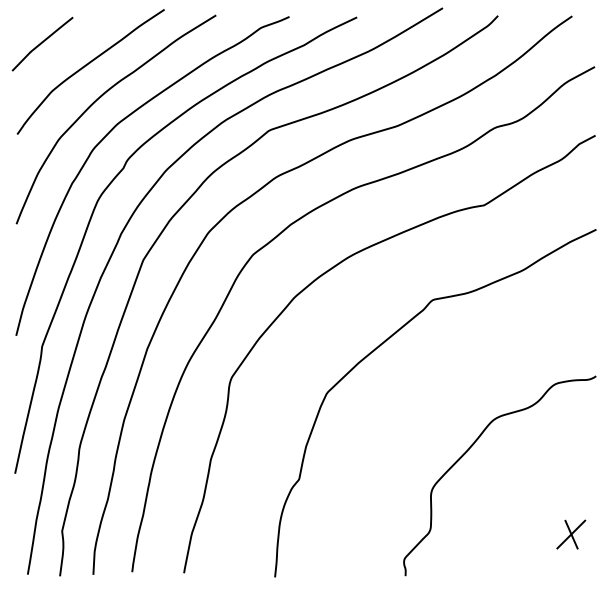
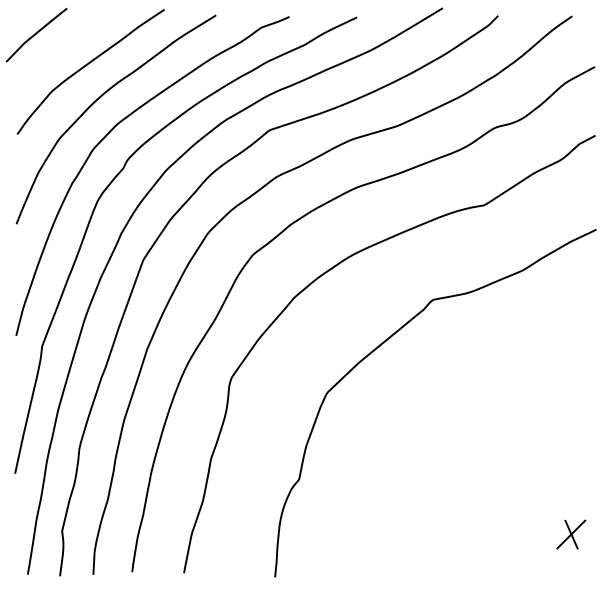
curve position: (42, 43) -> (36, 34) (36, 34)
curve: present -> none (467, 452)
